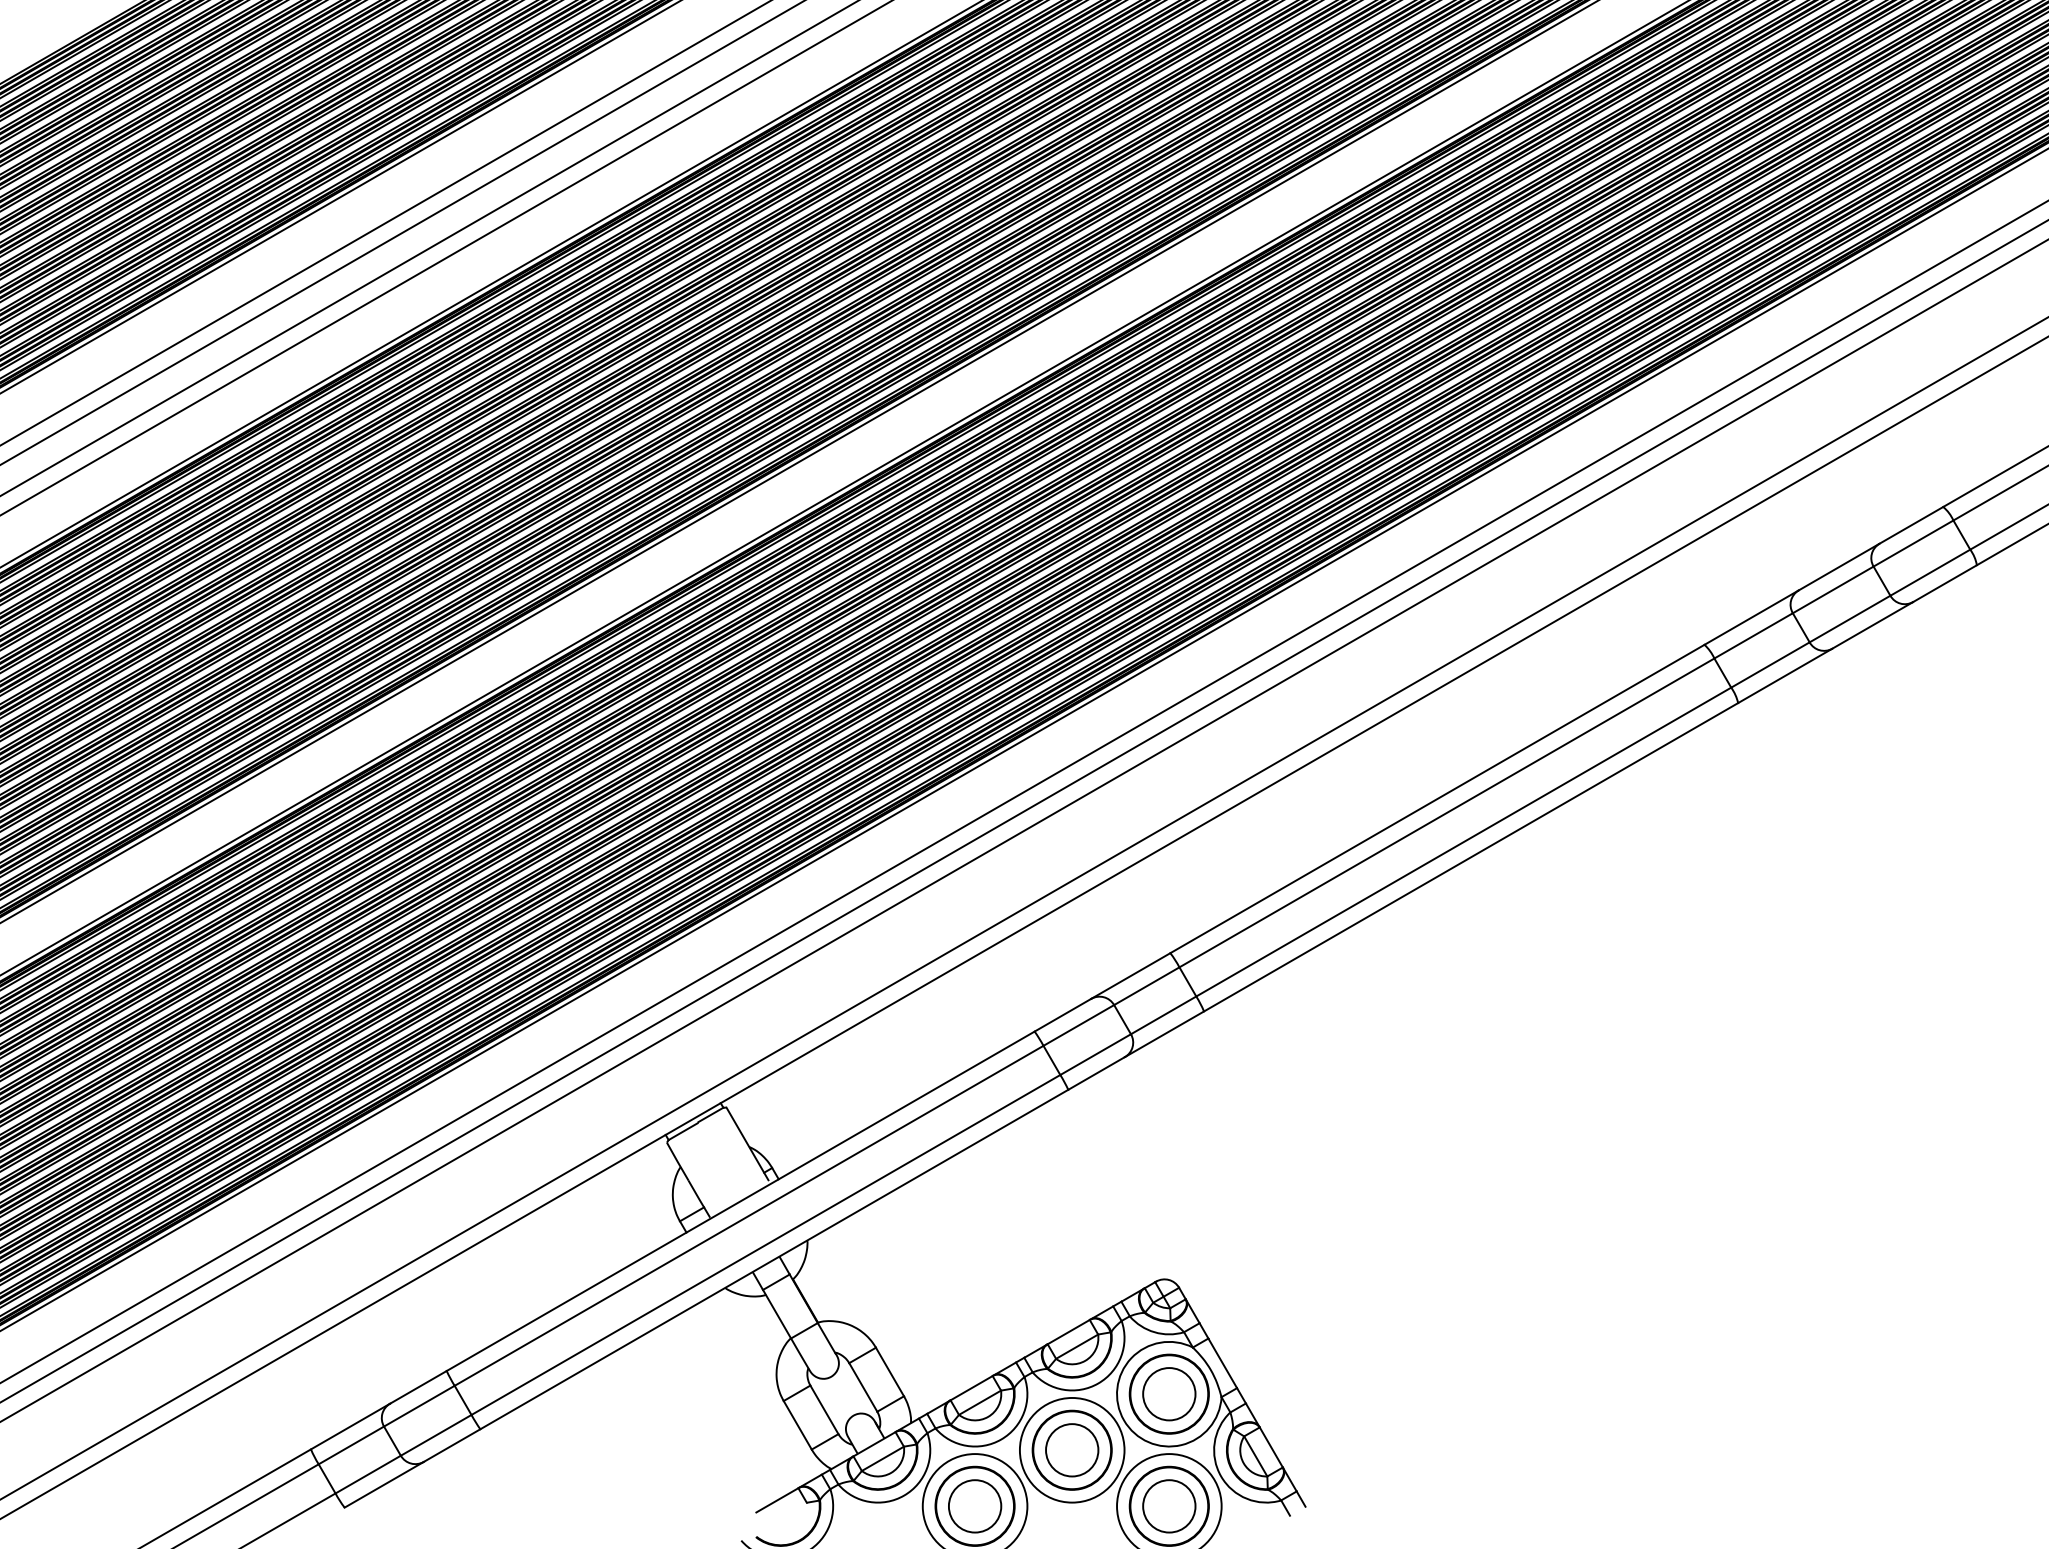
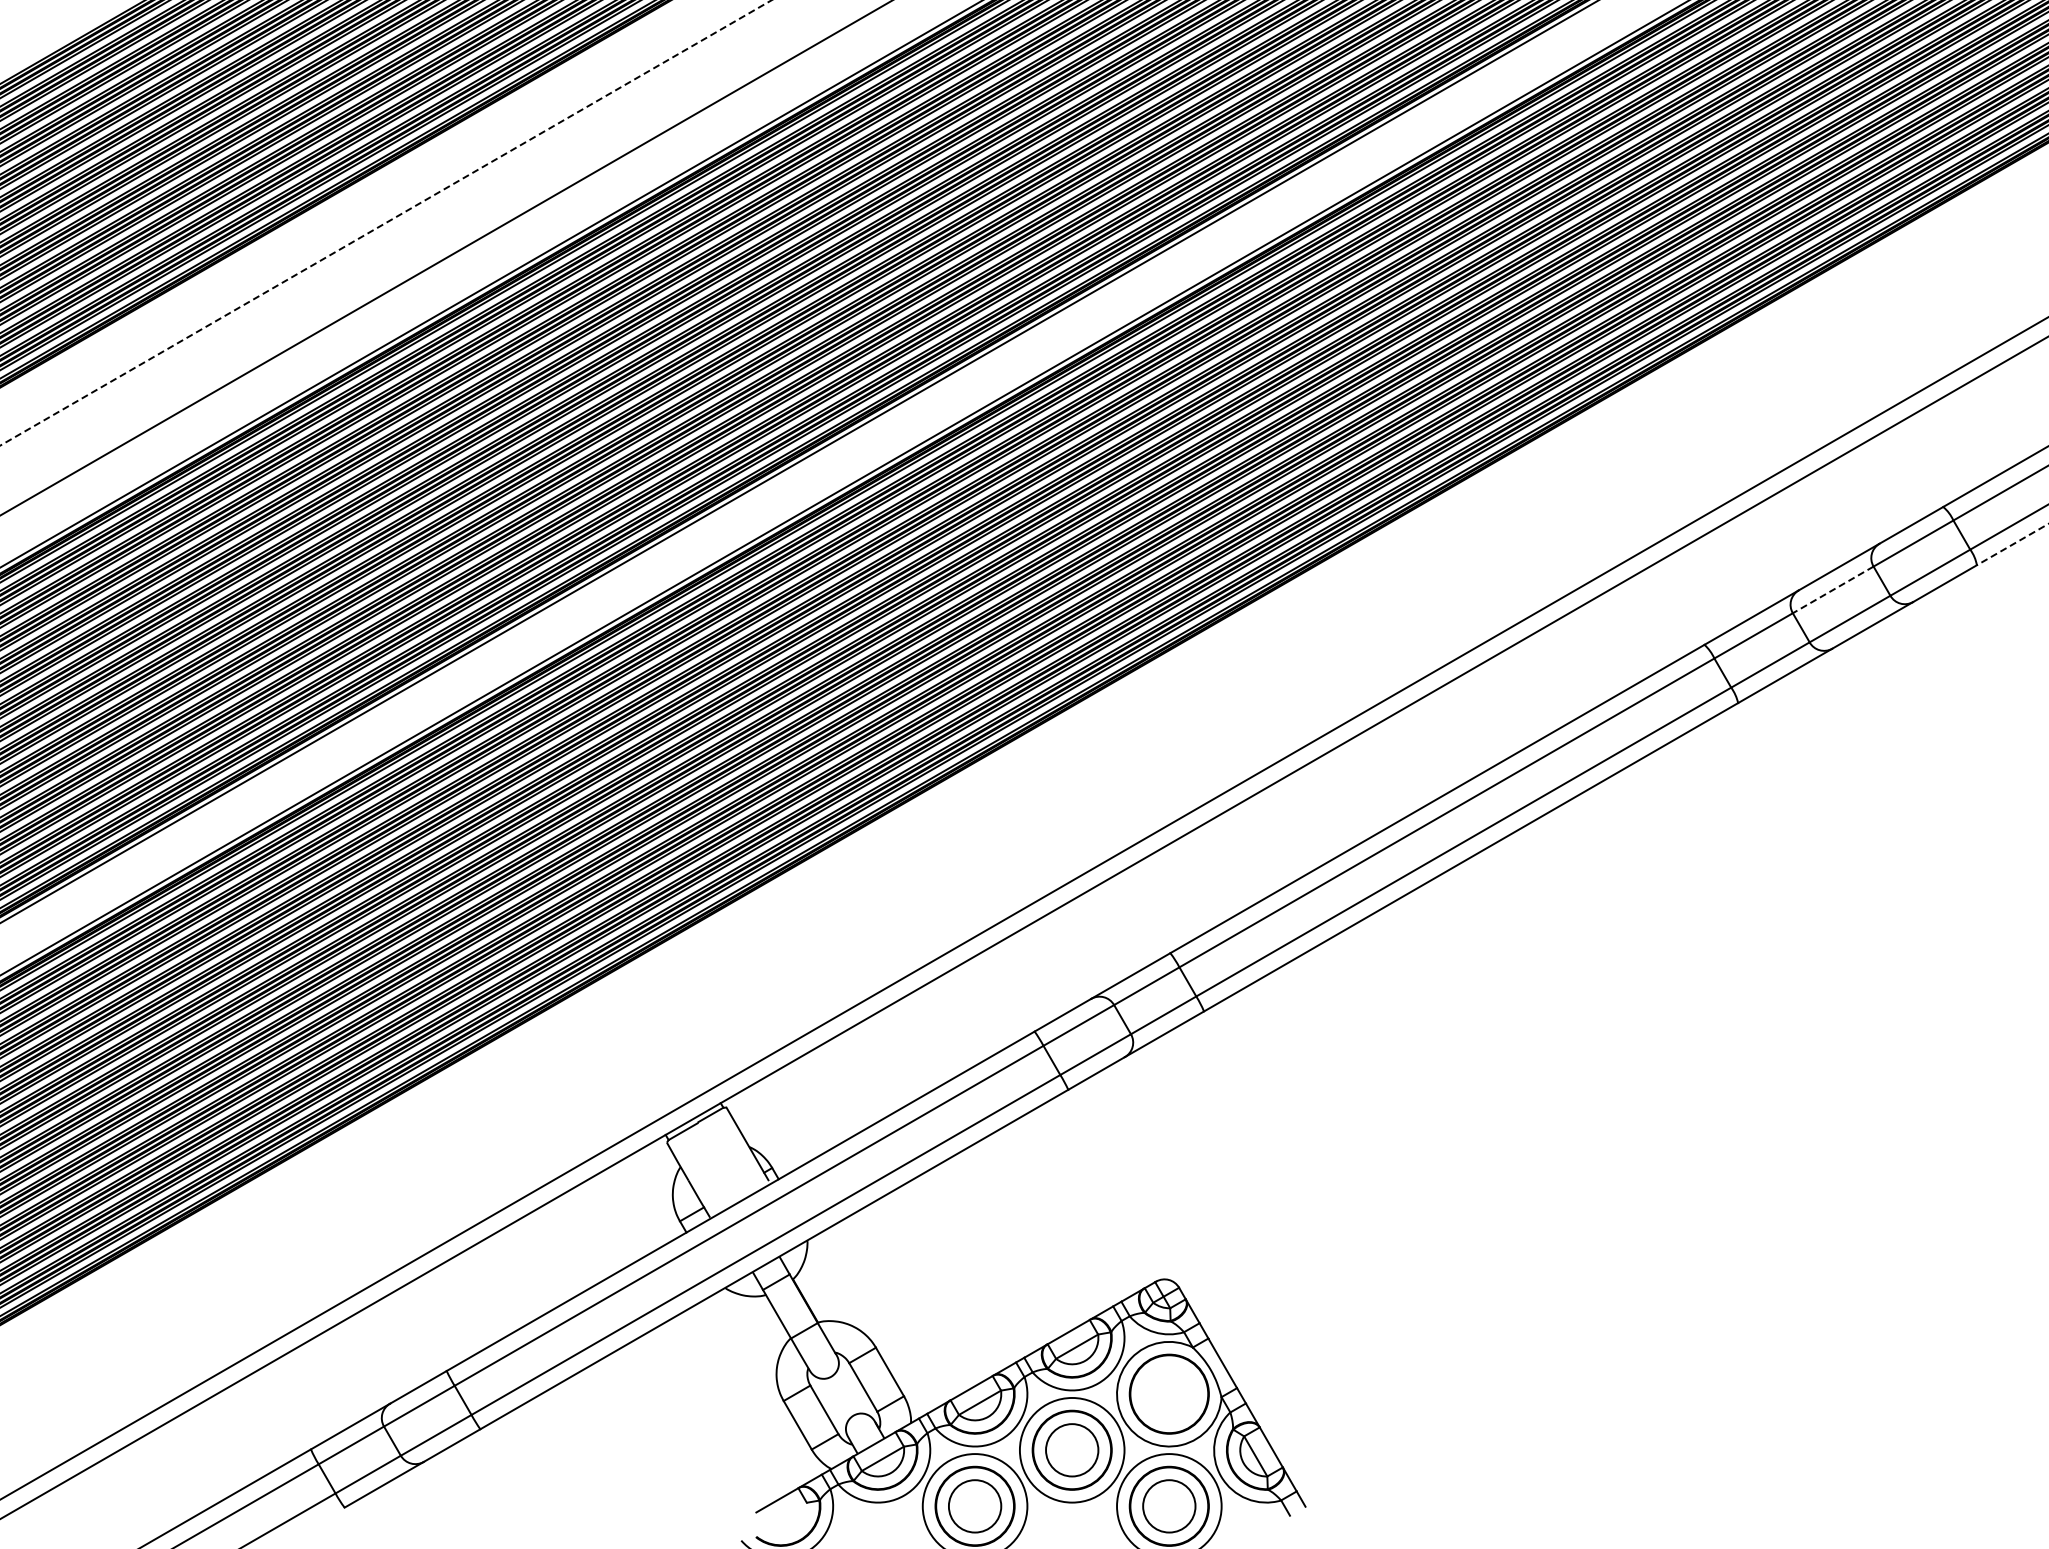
line: present -> none (340, 197)
line: solid -> dashed (385, 223)
line: present -> none (401, 232)
line: present -> none (428, 248)
line: solid -> dashed (2012, 544)
line: solid -> dashed (1833, 589)
line: present -> none (1023, 740)
line: present -> none (1023, 791)
line: present -> none (1023, 811)
line: present -> none (1023, 830)
circle: present -> none (1169, 1394)
